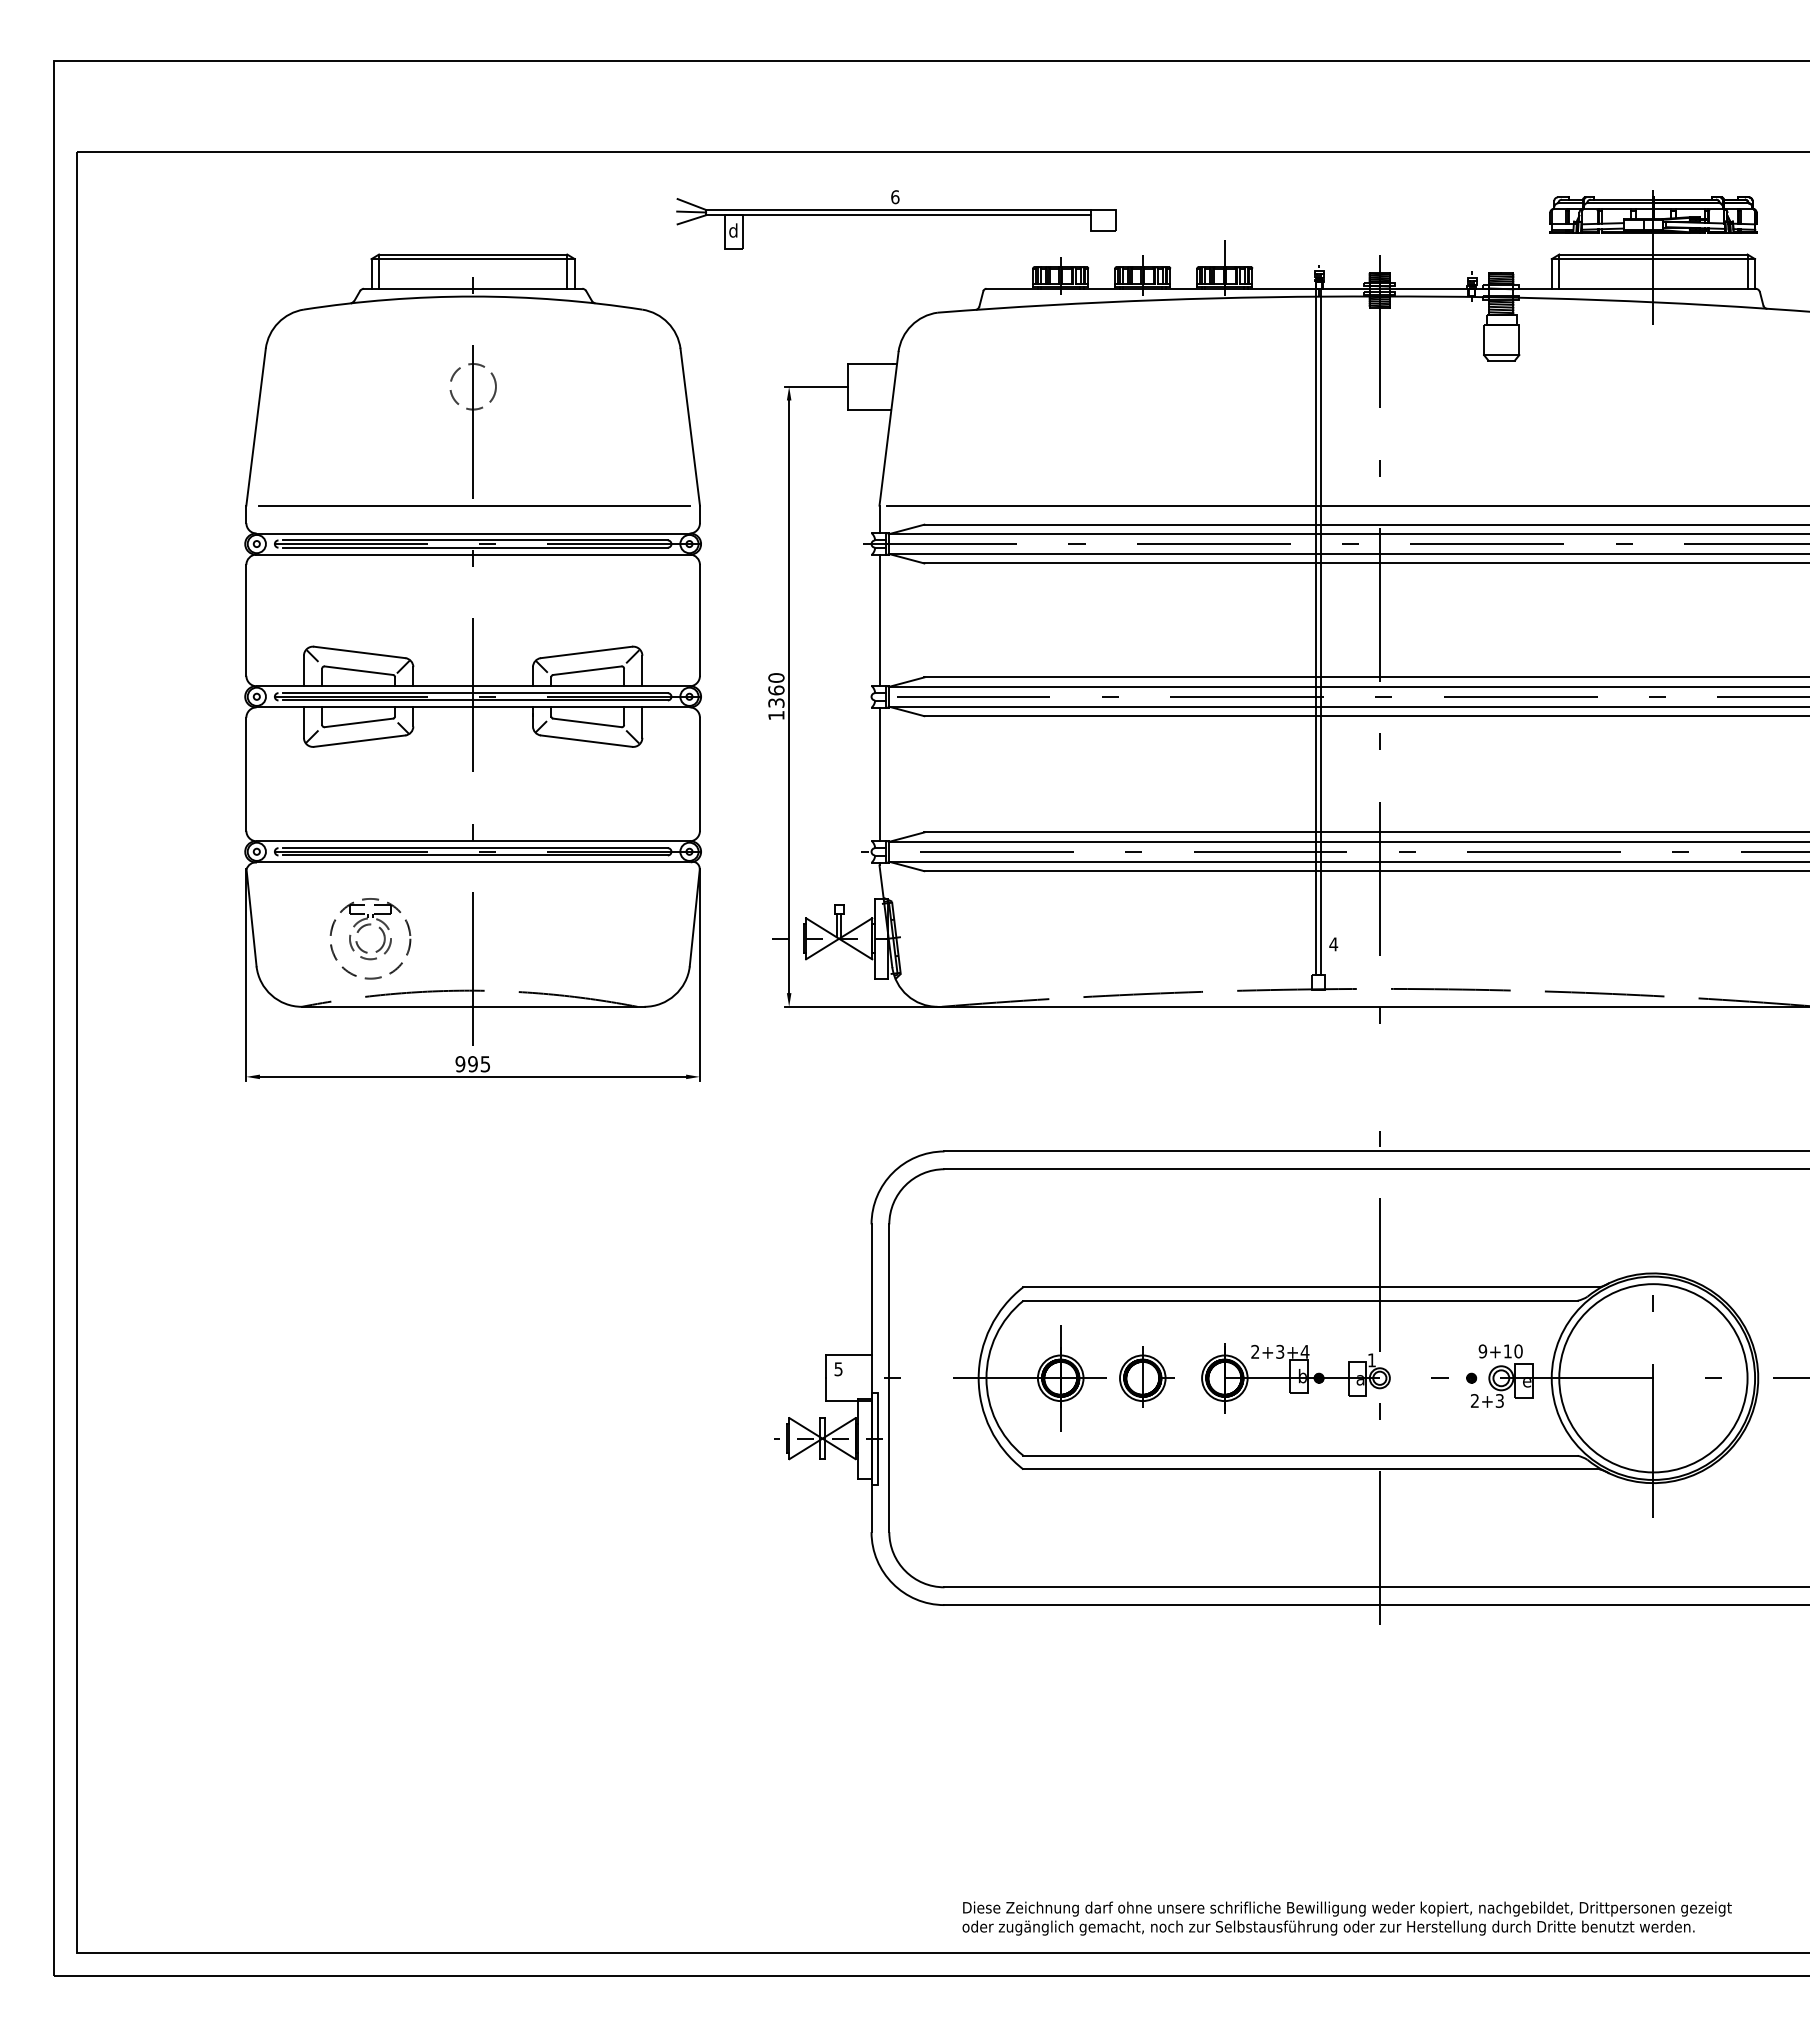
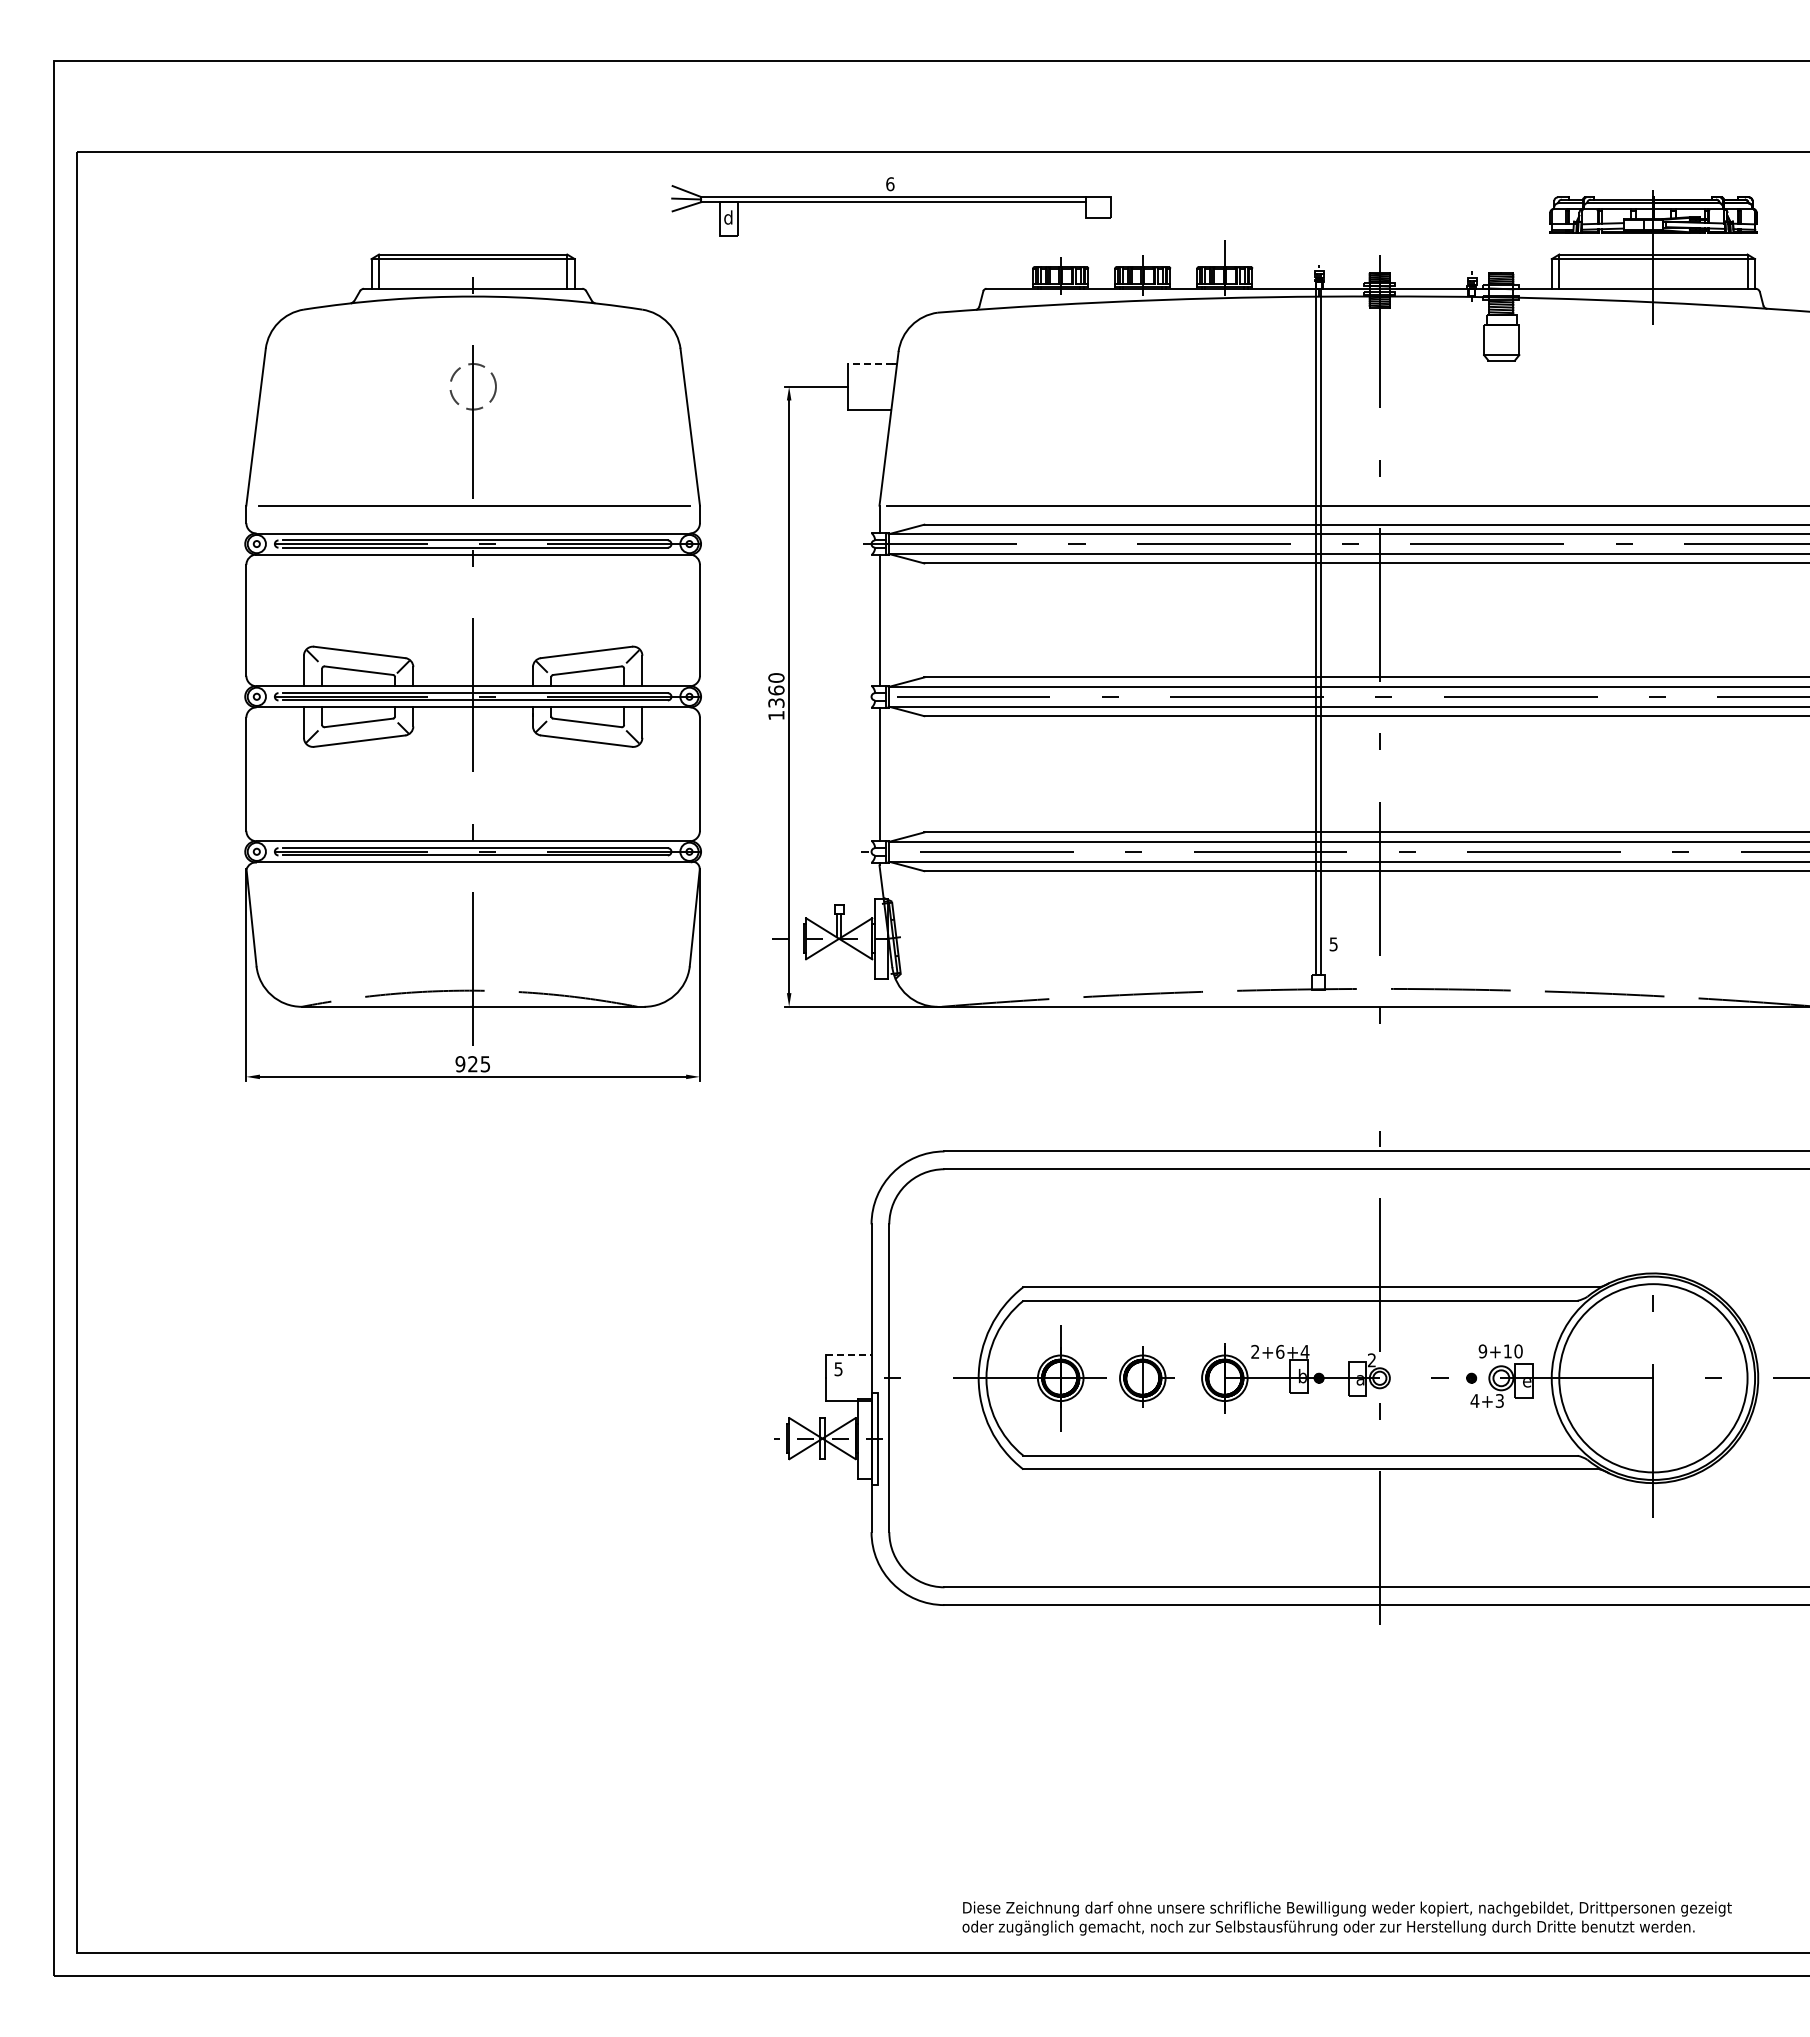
part position: (896, 219) -> (891, 206) (891, 206)
line: solid -> dashed (870, 363)
part: present -> none (362, 928)
text: 4 -> 5 (1333, 944)
text: 995 -> 925 (472, 1064)
text: 2+3+4 -> 2+6+4 (1280, 1351)
line: solid -> dashed (848, 1355)
text: 1 -> 2 (1371, 1360)
text: 2+3 -> 4+3 (1474, 1400)
